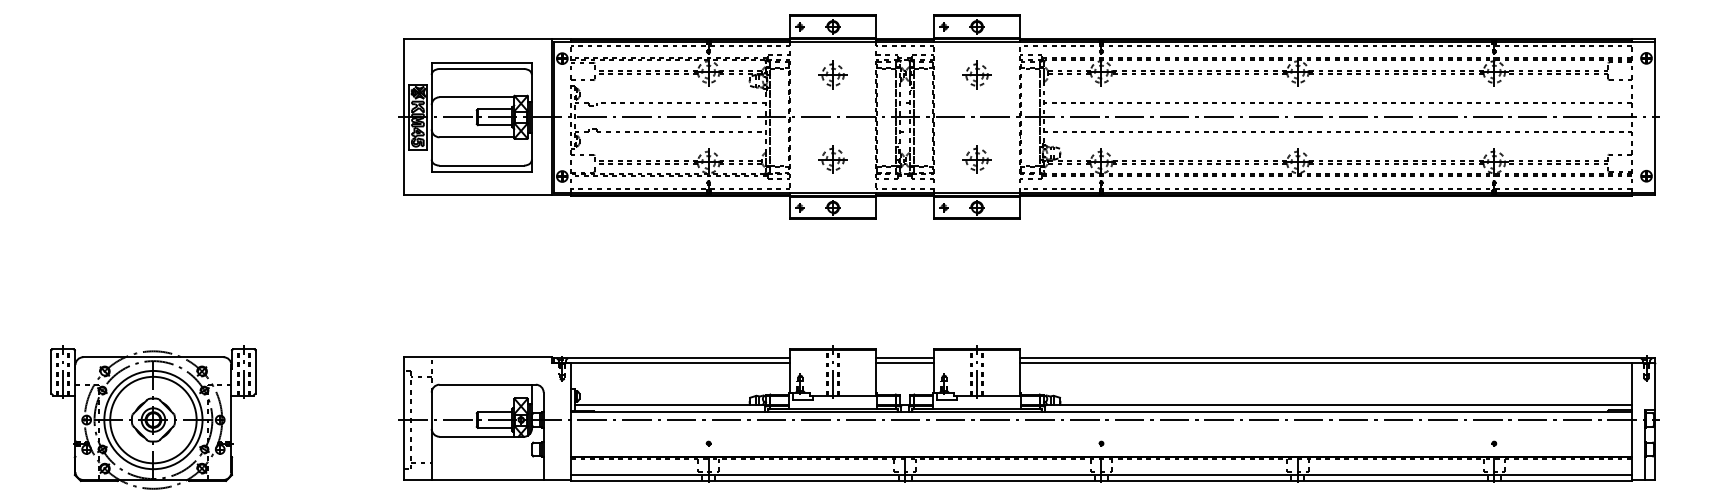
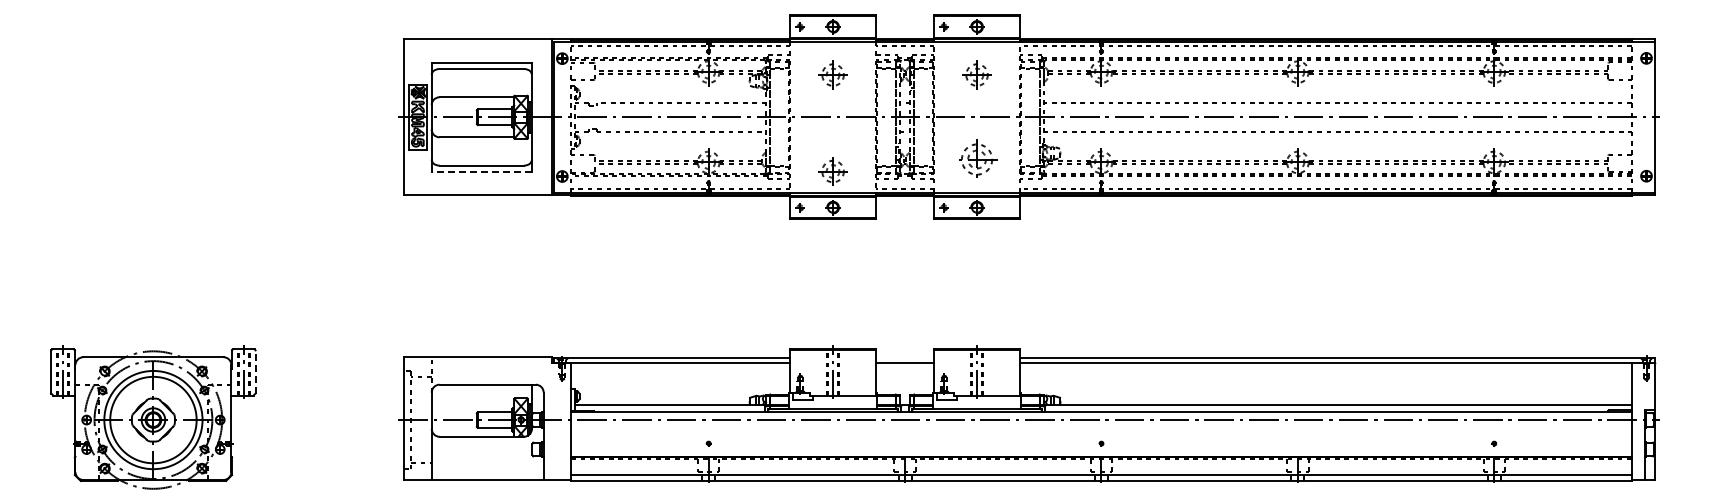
part position: (832, 159) -> (832, 171) (832, 171)
part size: 30x29 px -> 39x39 px (978, 158)
line: solid -> dashed (481, 171)
line: present -> none (904, 358)
line: solid -> dashed (255, 371)
